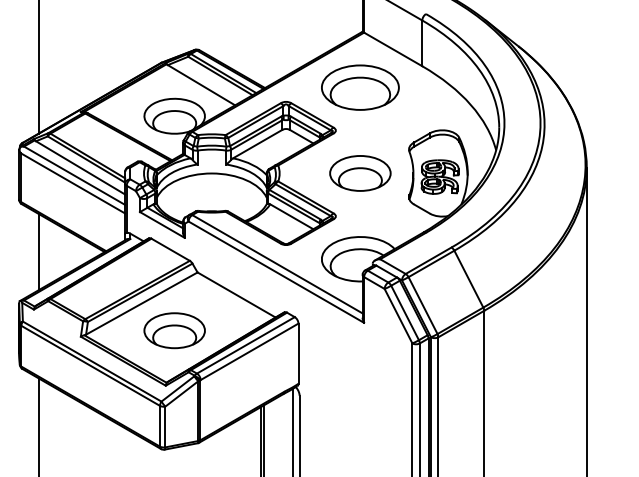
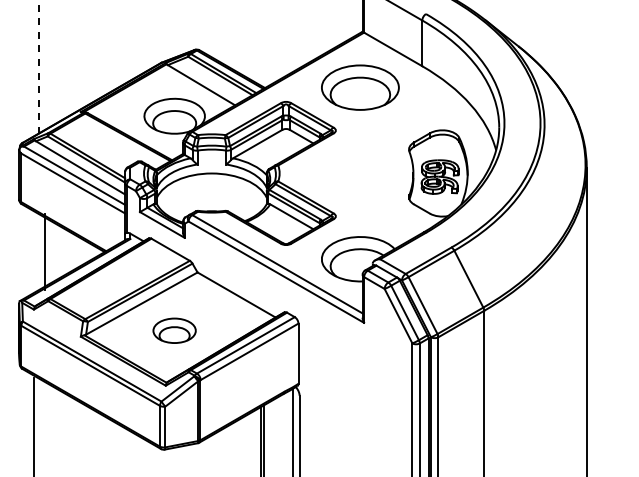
line: solid -> dashed (38, 66)
part: present -> none (360, 173)
line position: (38, 251) -> (44, 251) (44, 251)
part size: 63x38 px -> 45x27 px (174, 330)
line position: (38, 425) -> (33, 425) (33, 425)
